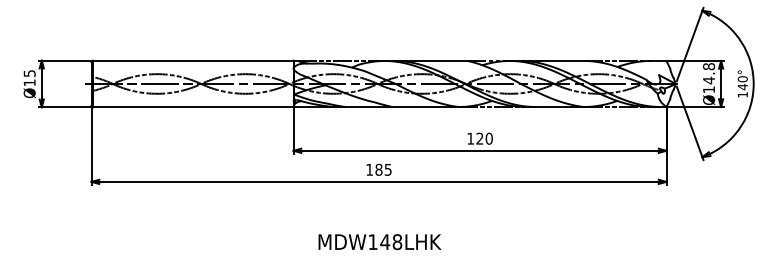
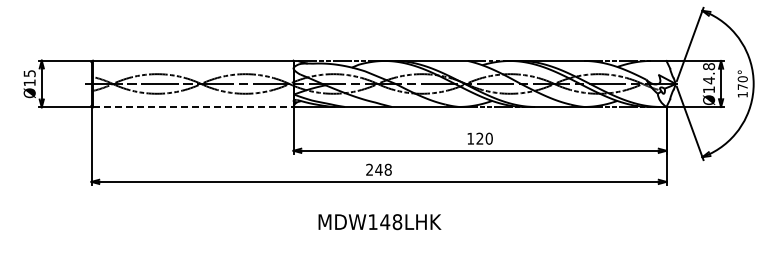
text: 140° -> 170° (742, 86)
line: solid -> dashed (193, 107)
text: 185 -> 248 (378, 169)
text position: (379, 242) -> (379, 222) (379, 222)
